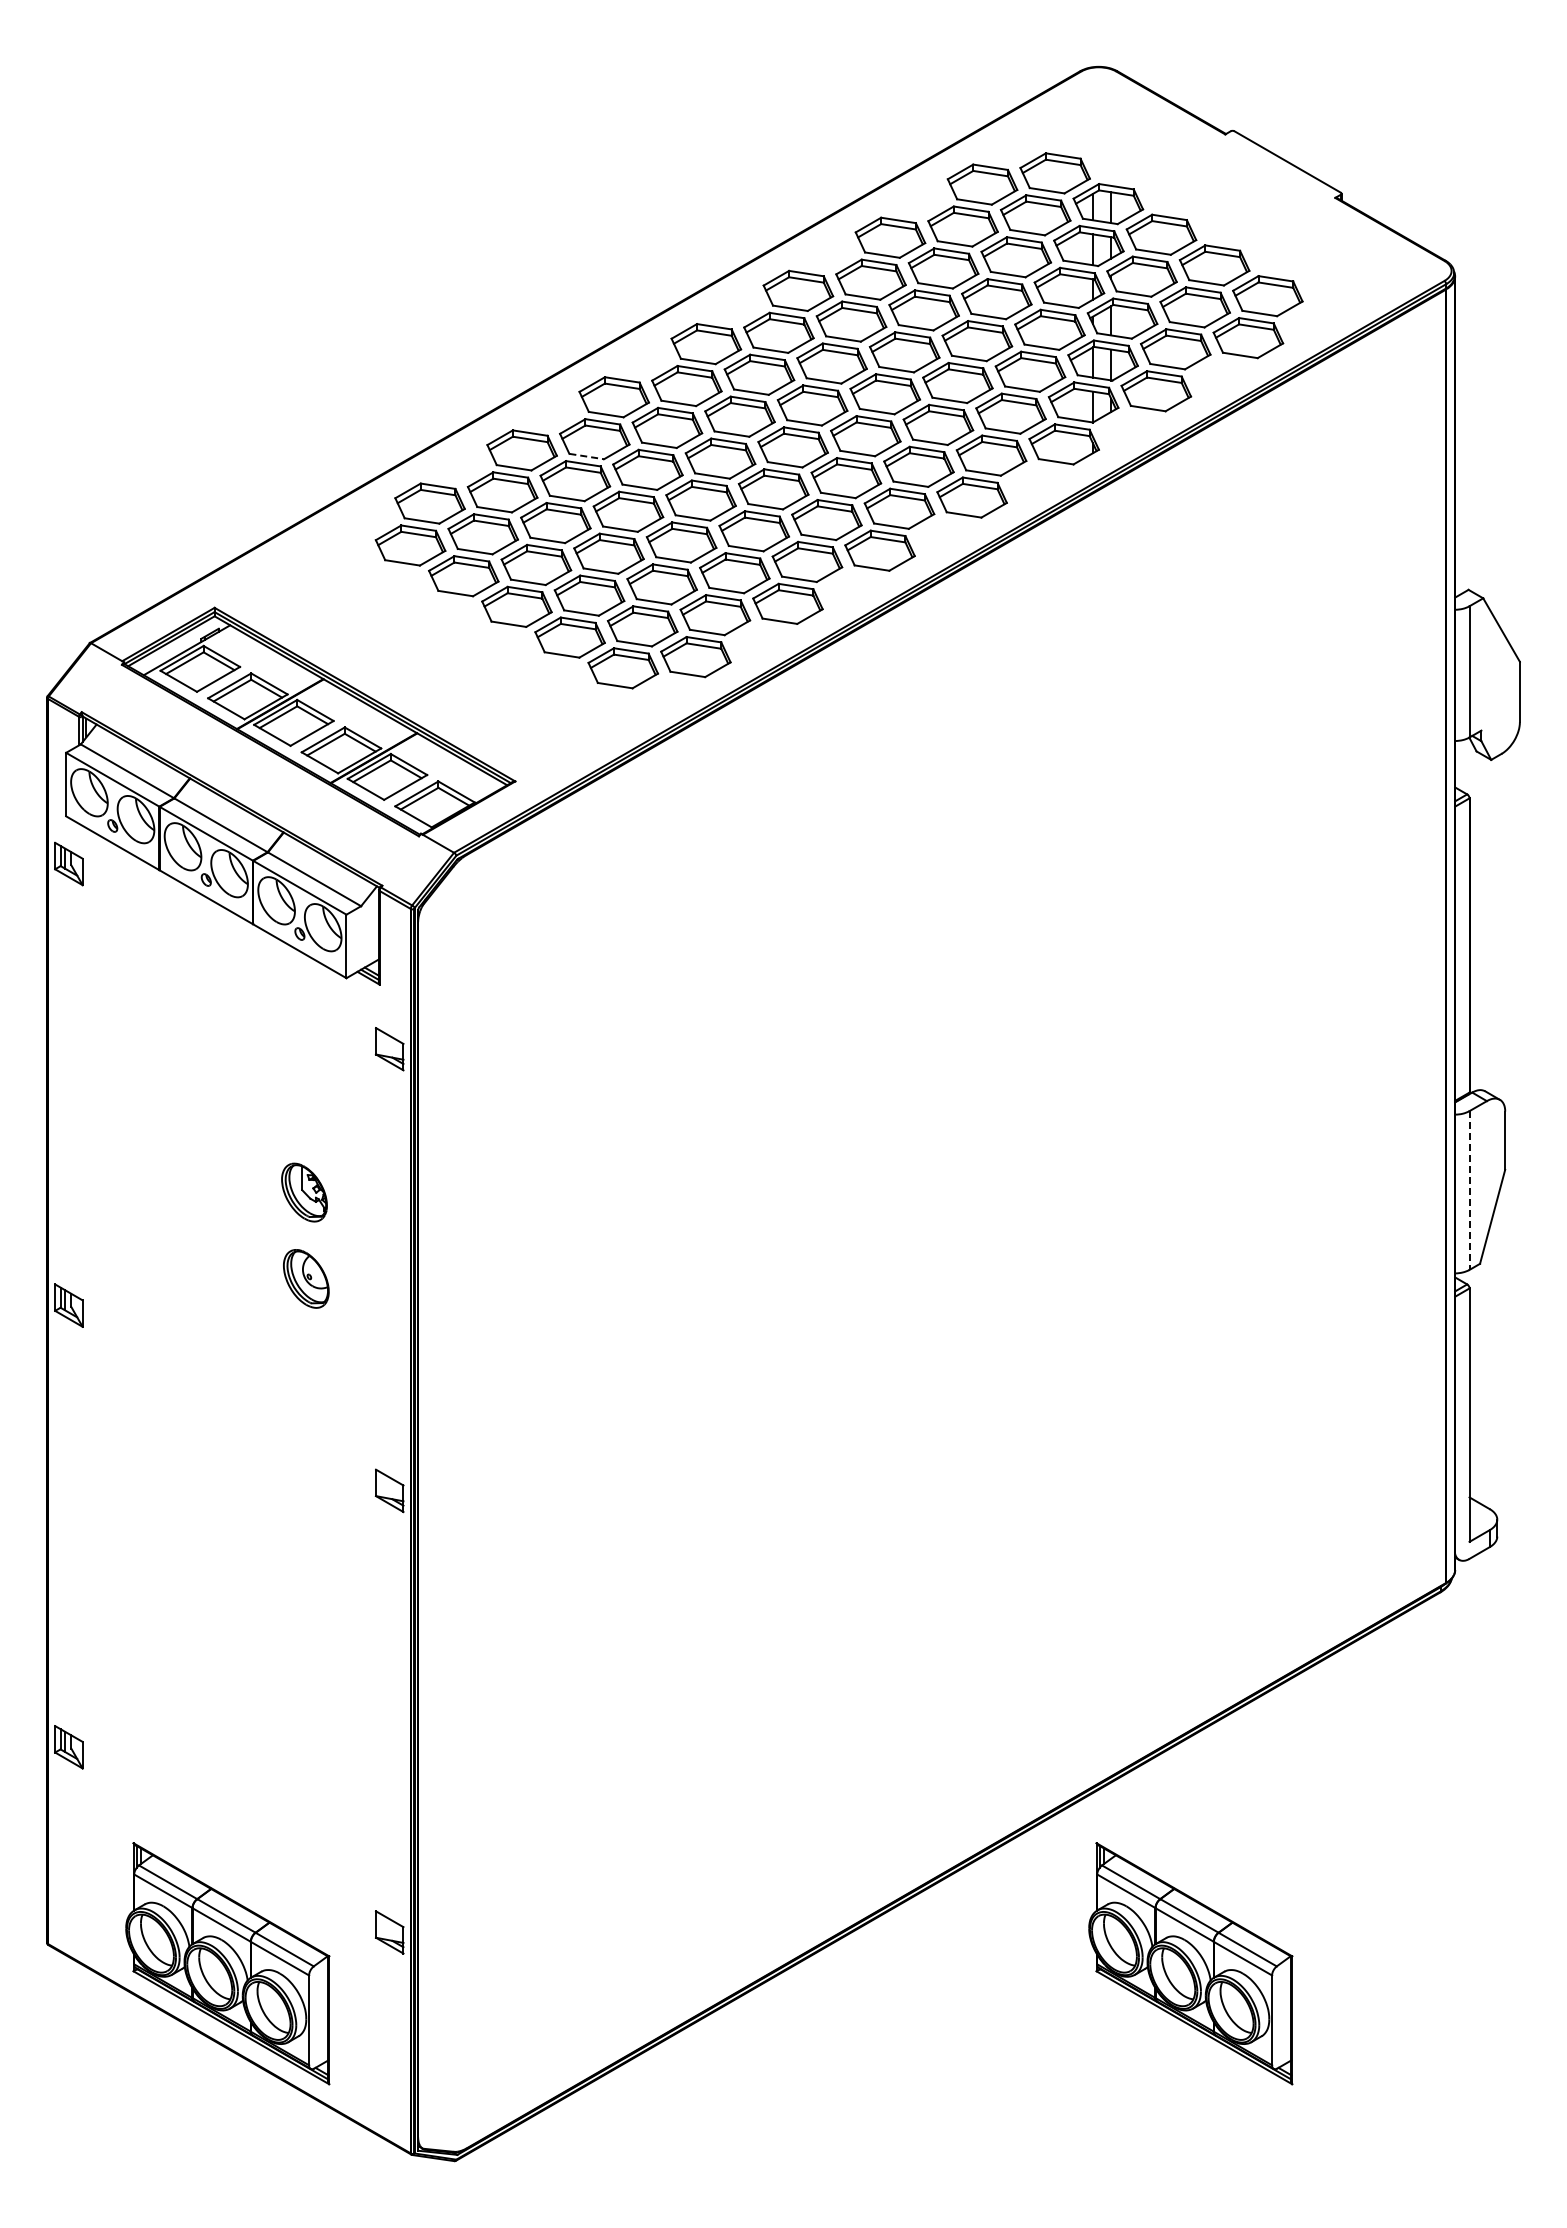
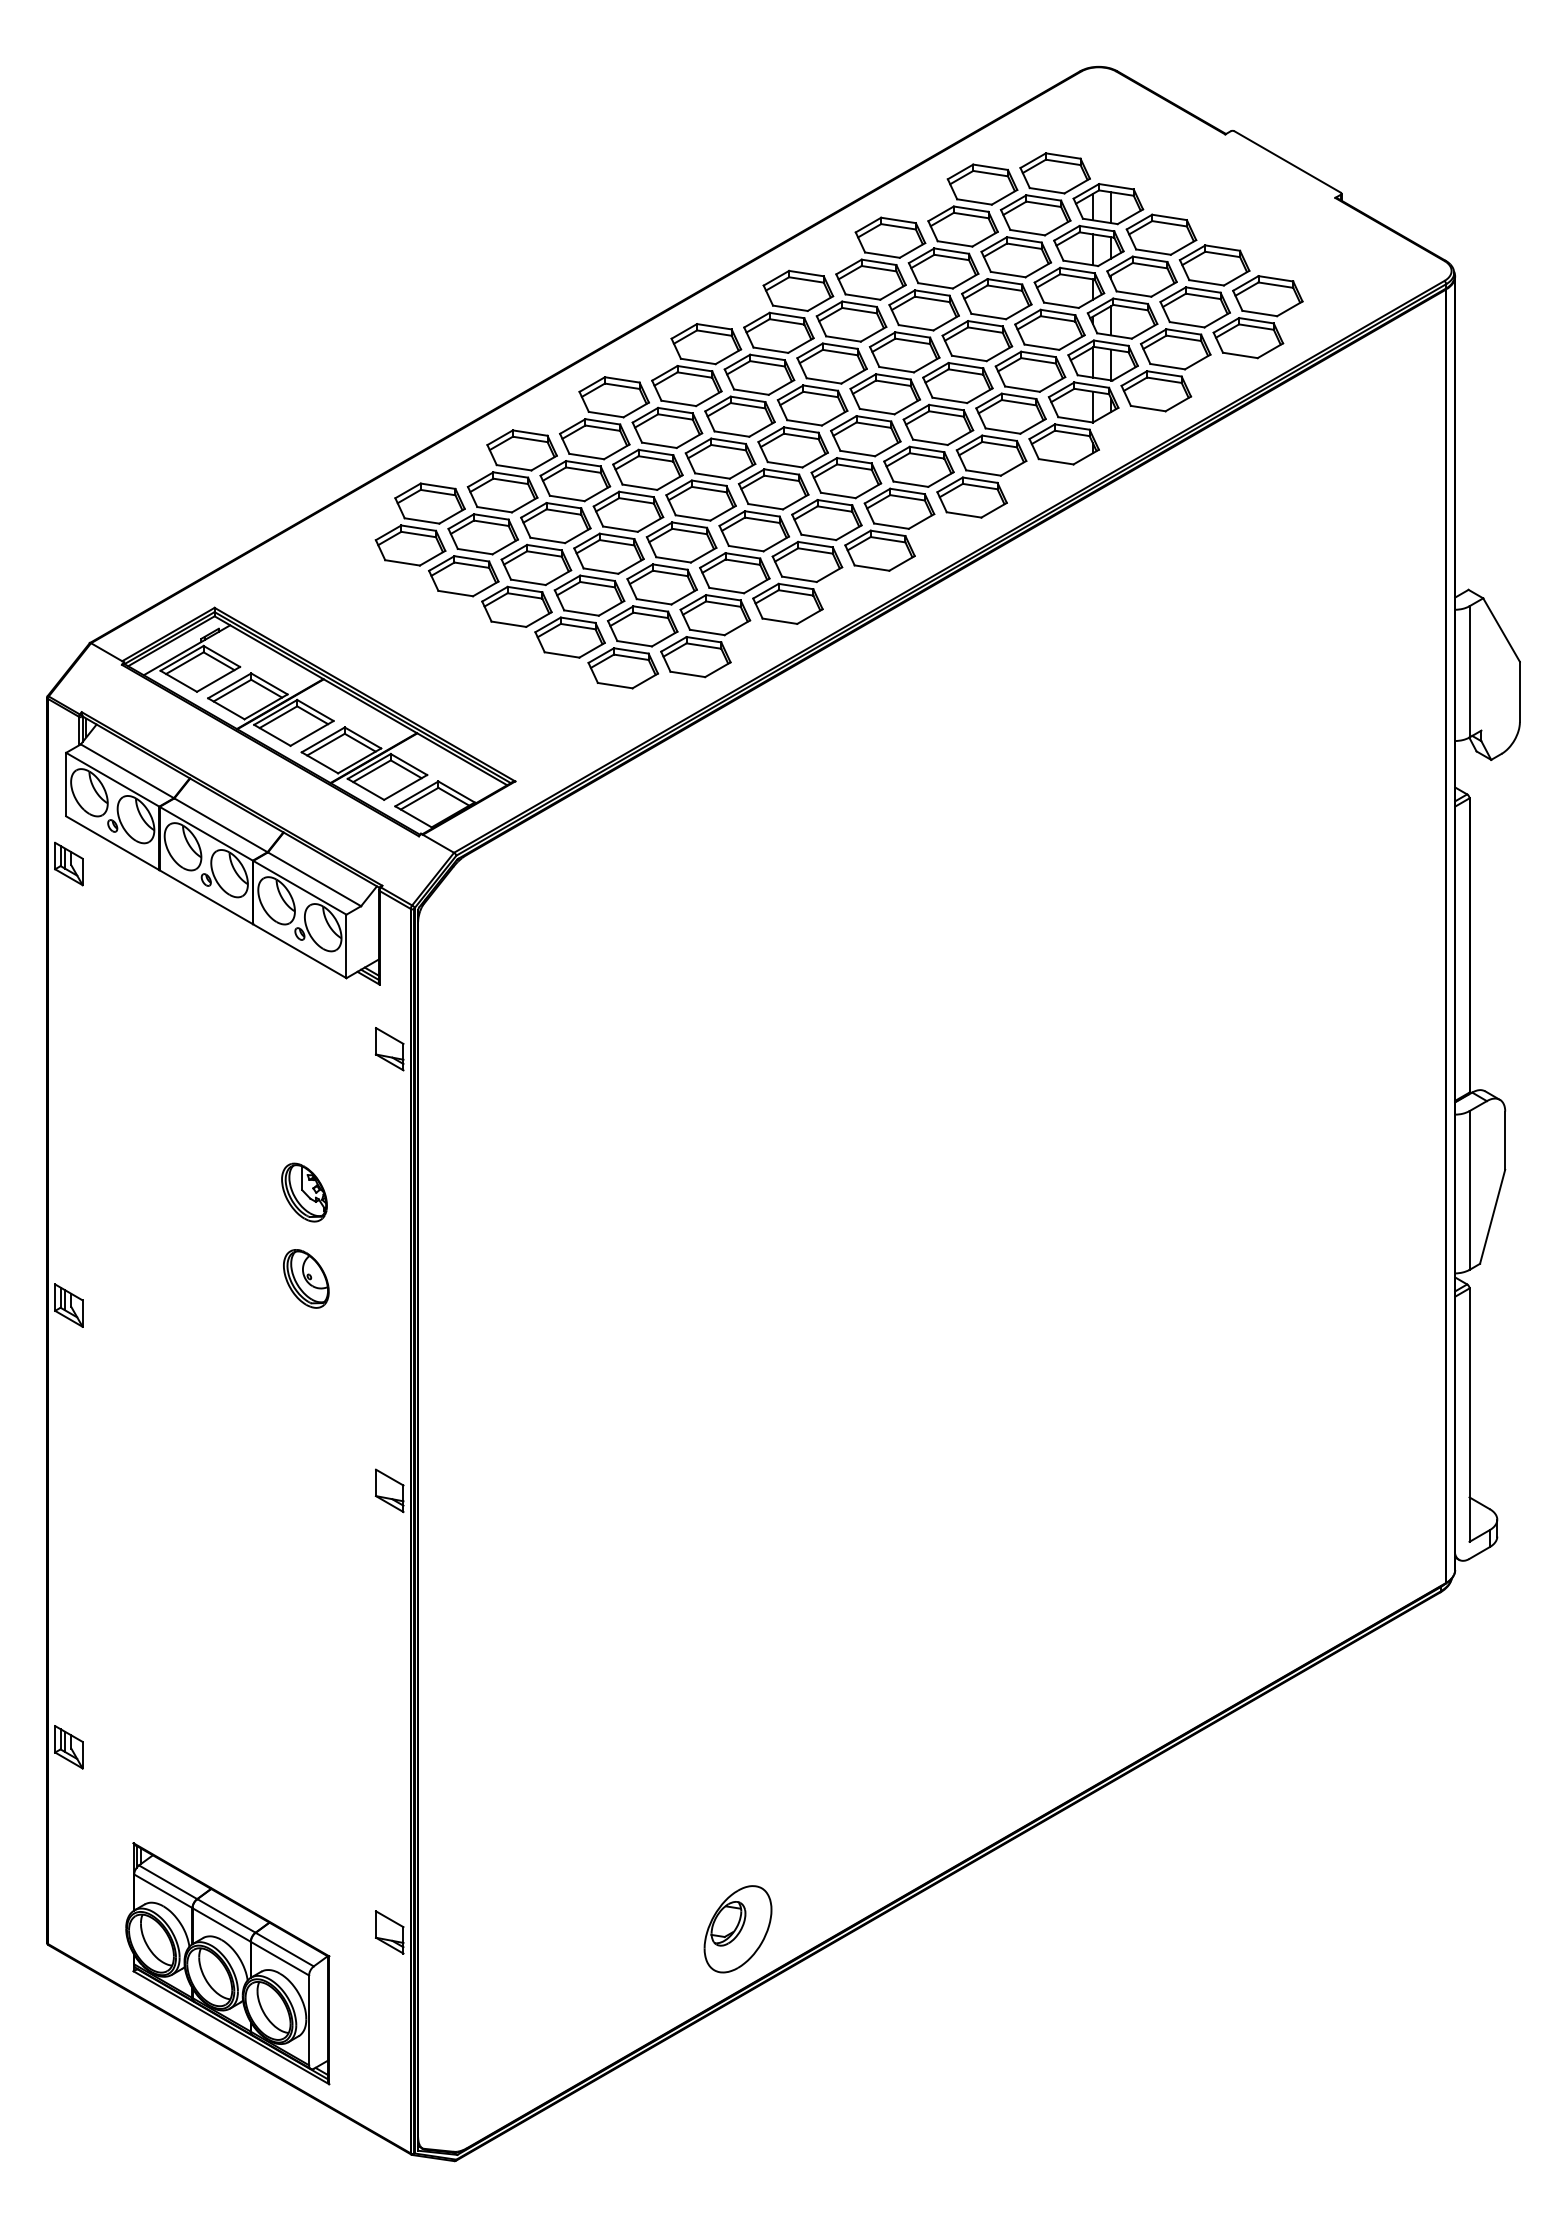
line: dashed -> solid (586, 456)
line: dashed -> solid (1469, 1191)
part: none -> present (737, 1929)
part: present -> none (1190, 1963)
